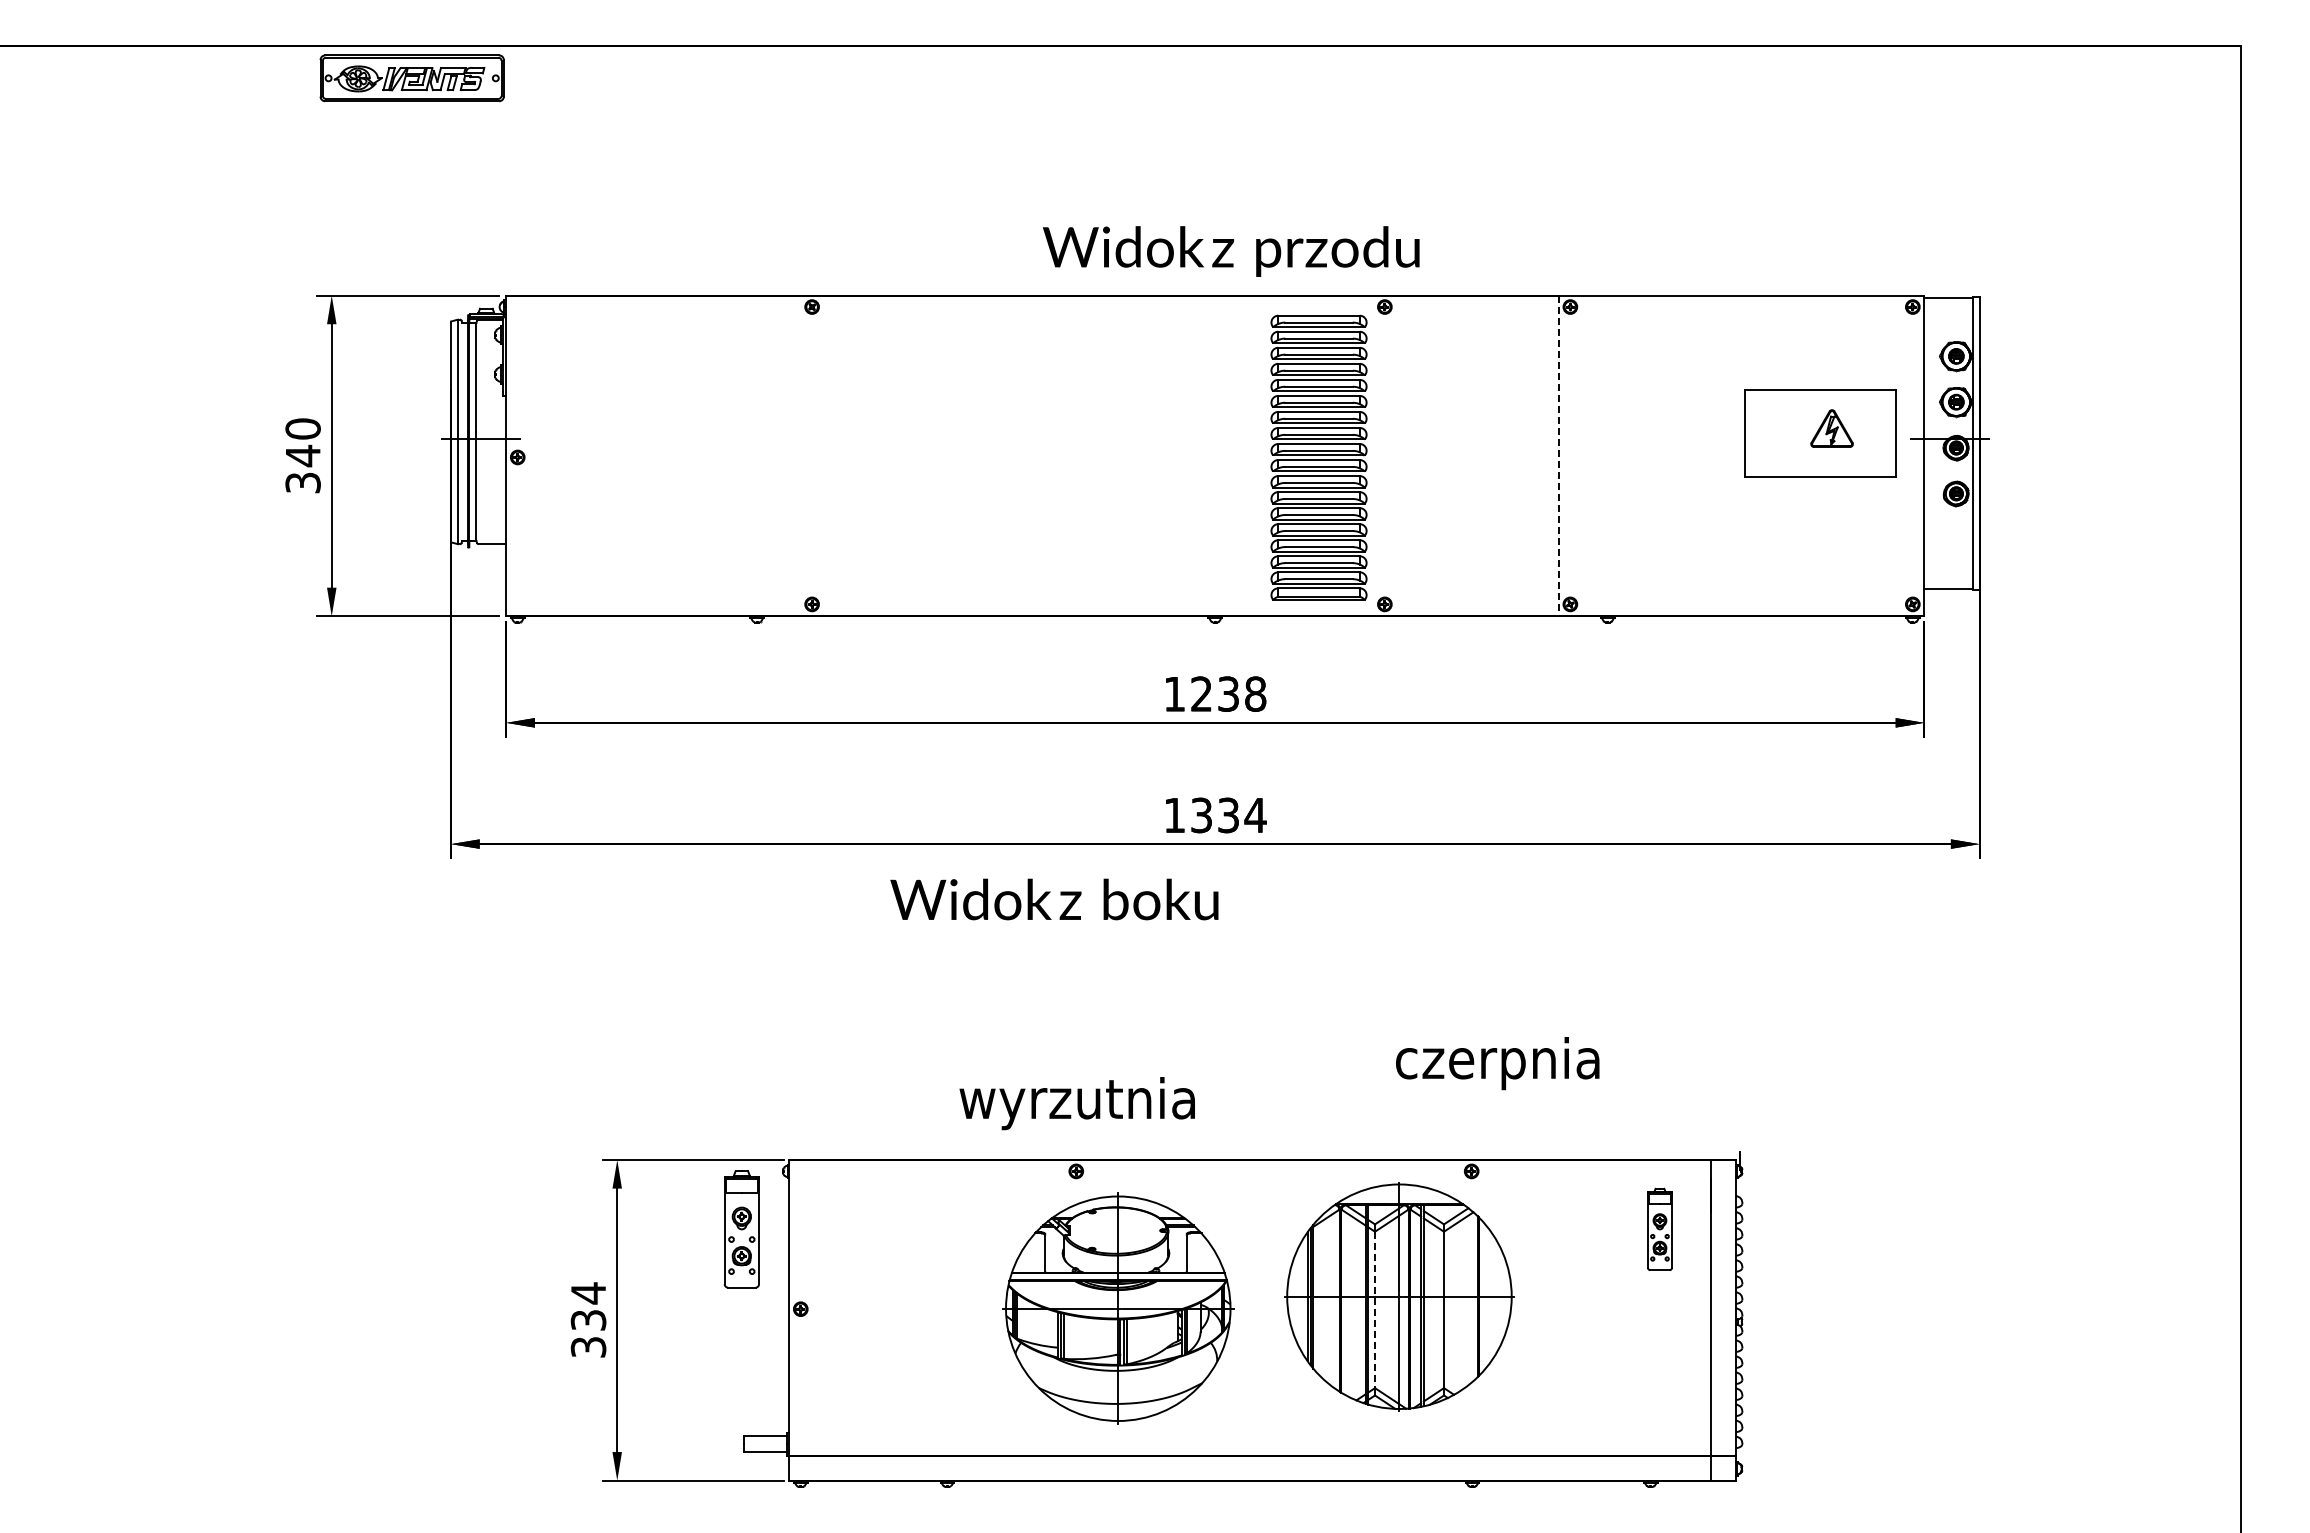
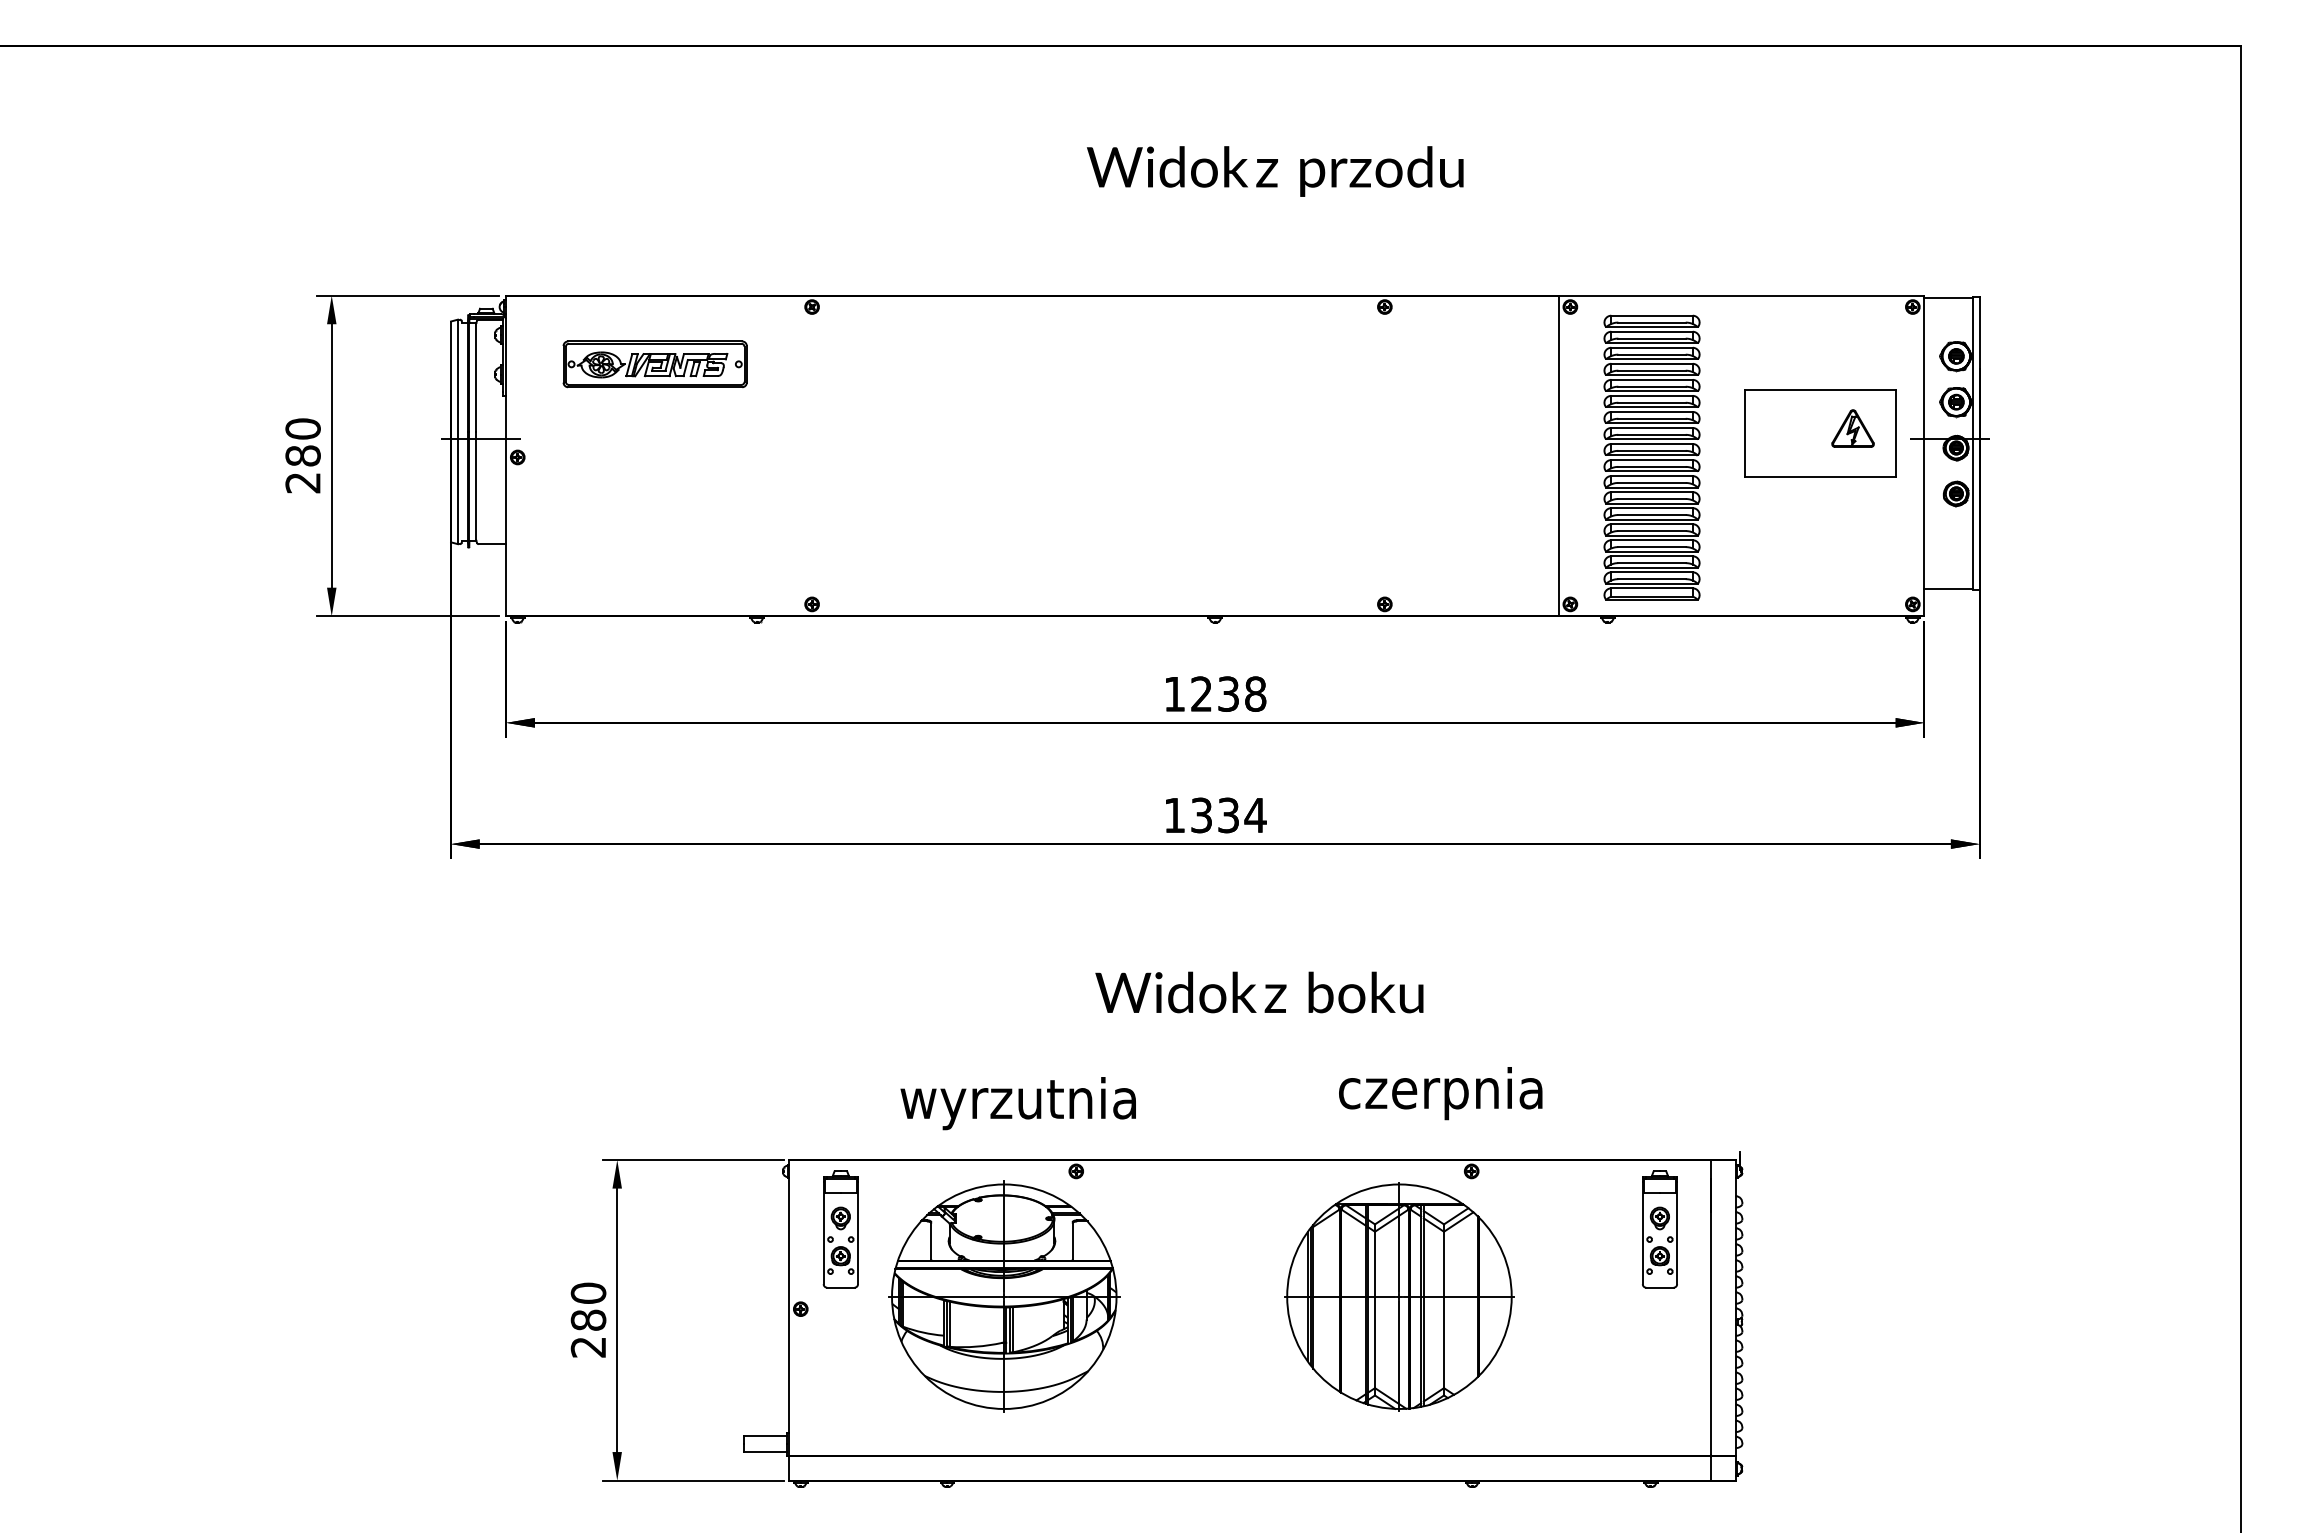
part position: (411, 78) -> (654, 364) (654, 364)
text position: (1231, 251) -> (1275, 171) (1275, 171)
part position: (1831, 428) -> (1852, 428) (1852, 428)
line: dashed -> solid (1559, 456)
part position: (1318, 457) -> (1651, 457) (1651, 457)
text: 340 -> 280 (302, 468)
text position: (1054, 899) -> (1259, 992) (1259, 992)
text position: (1497, 1063) -> (1440, 1093) (1440, 1093)
text position: (1076, 1103) -> (1017, 1103) (1017, 1103)
part size: 26x84 px -> 36x119 px (1659, 1229)
part position: (741, 1229) -> (840, 1229) (840, 1229)
part position: (1118, 1308) -> (1004, 1296) (1004, 1296)
line: dashed -> solid (1375, 1310)
text: 334 -> 280 (588, 1319)
